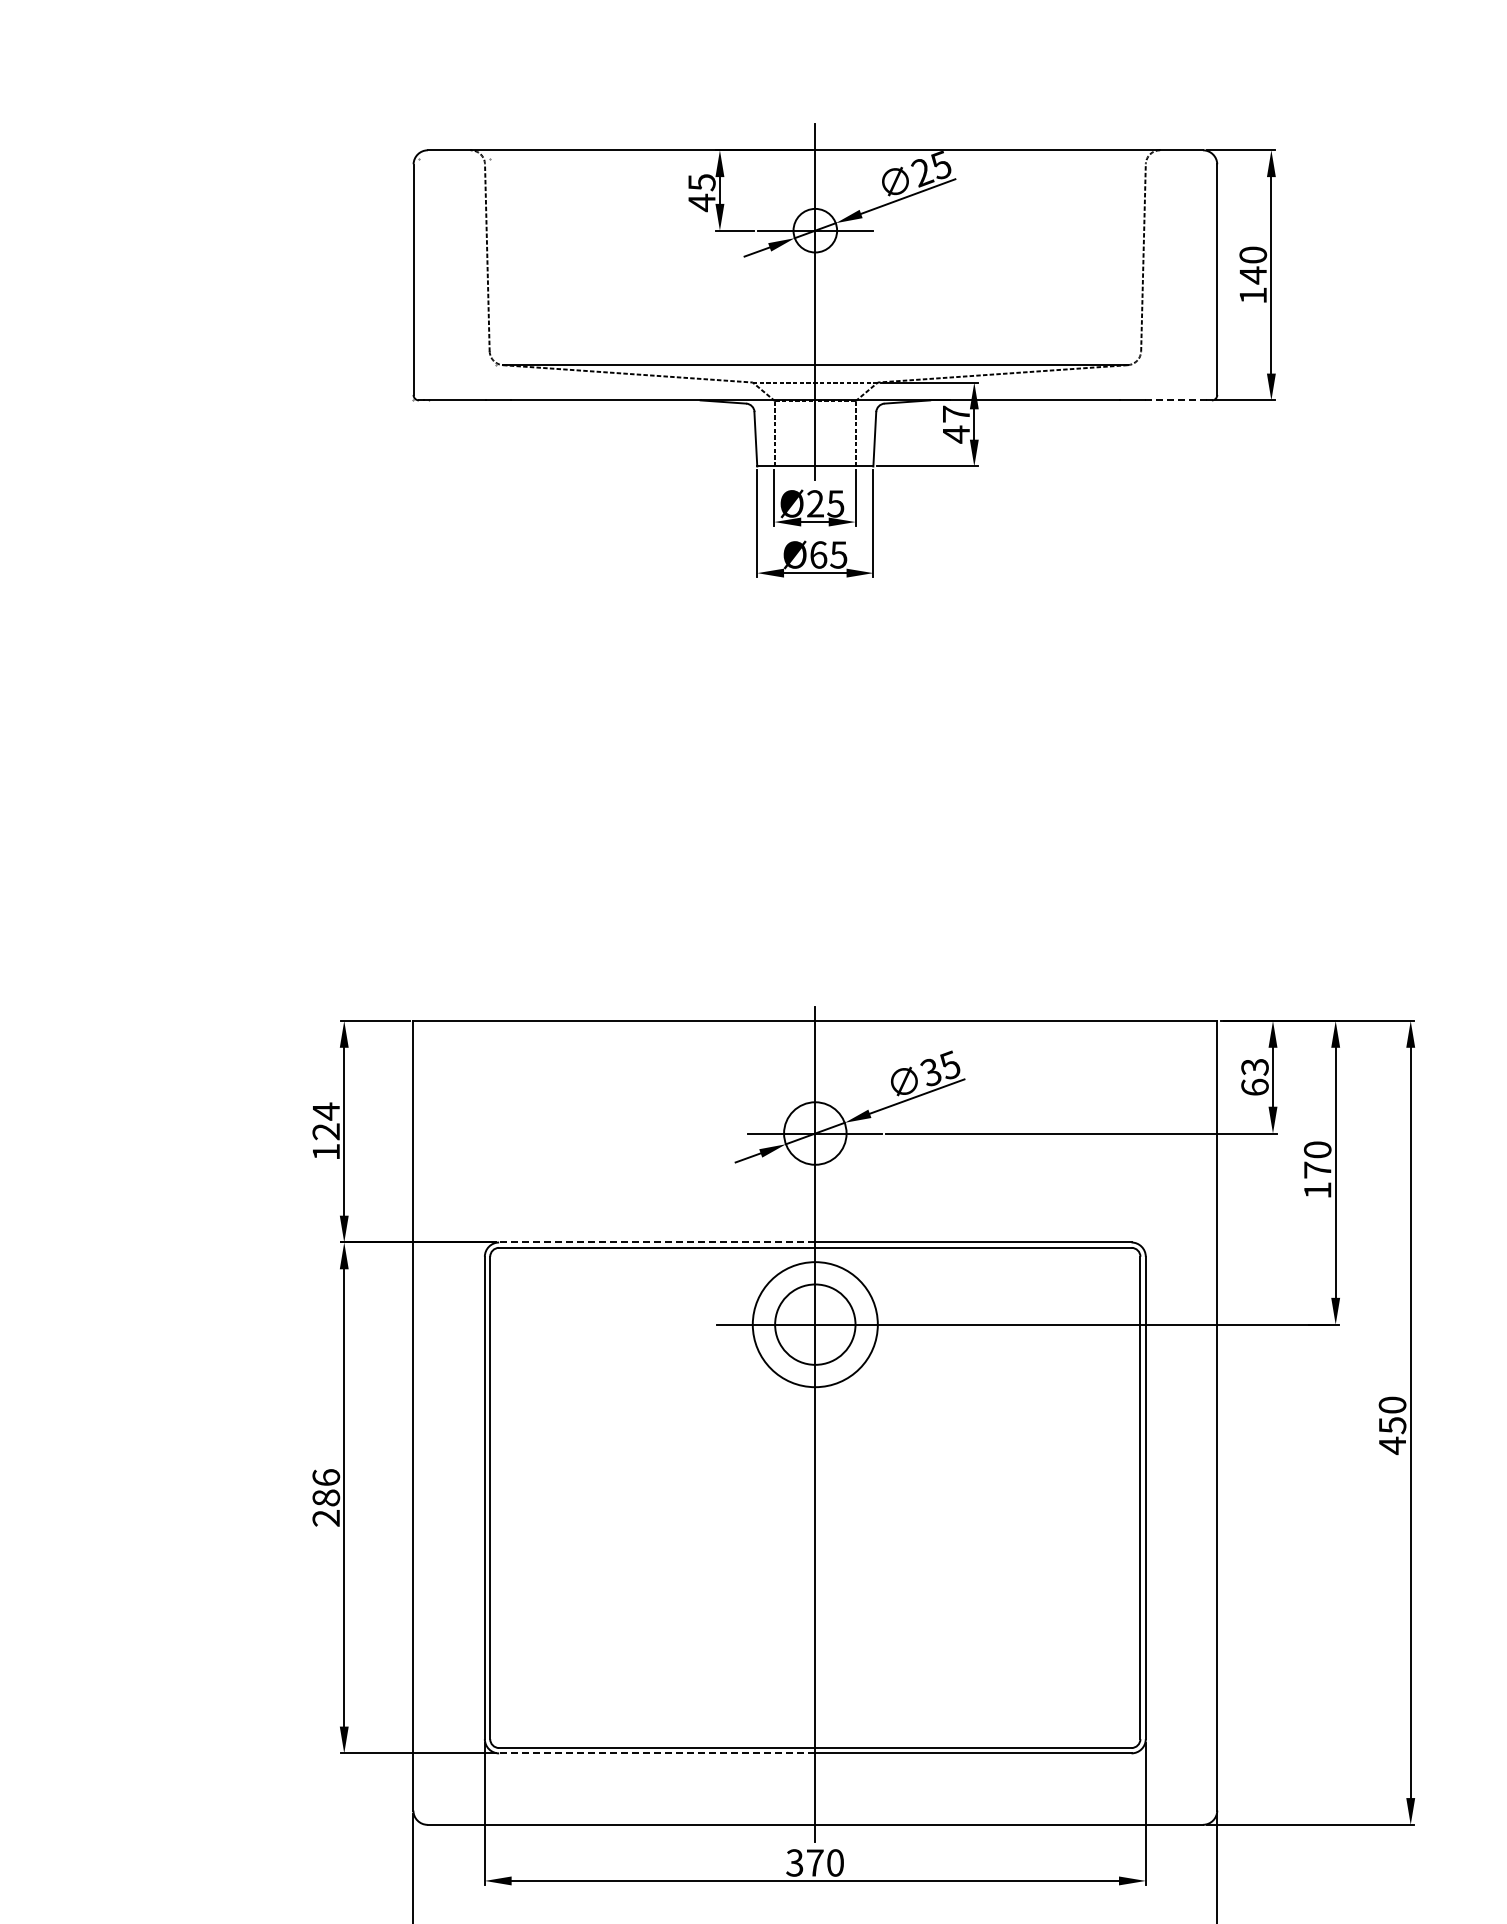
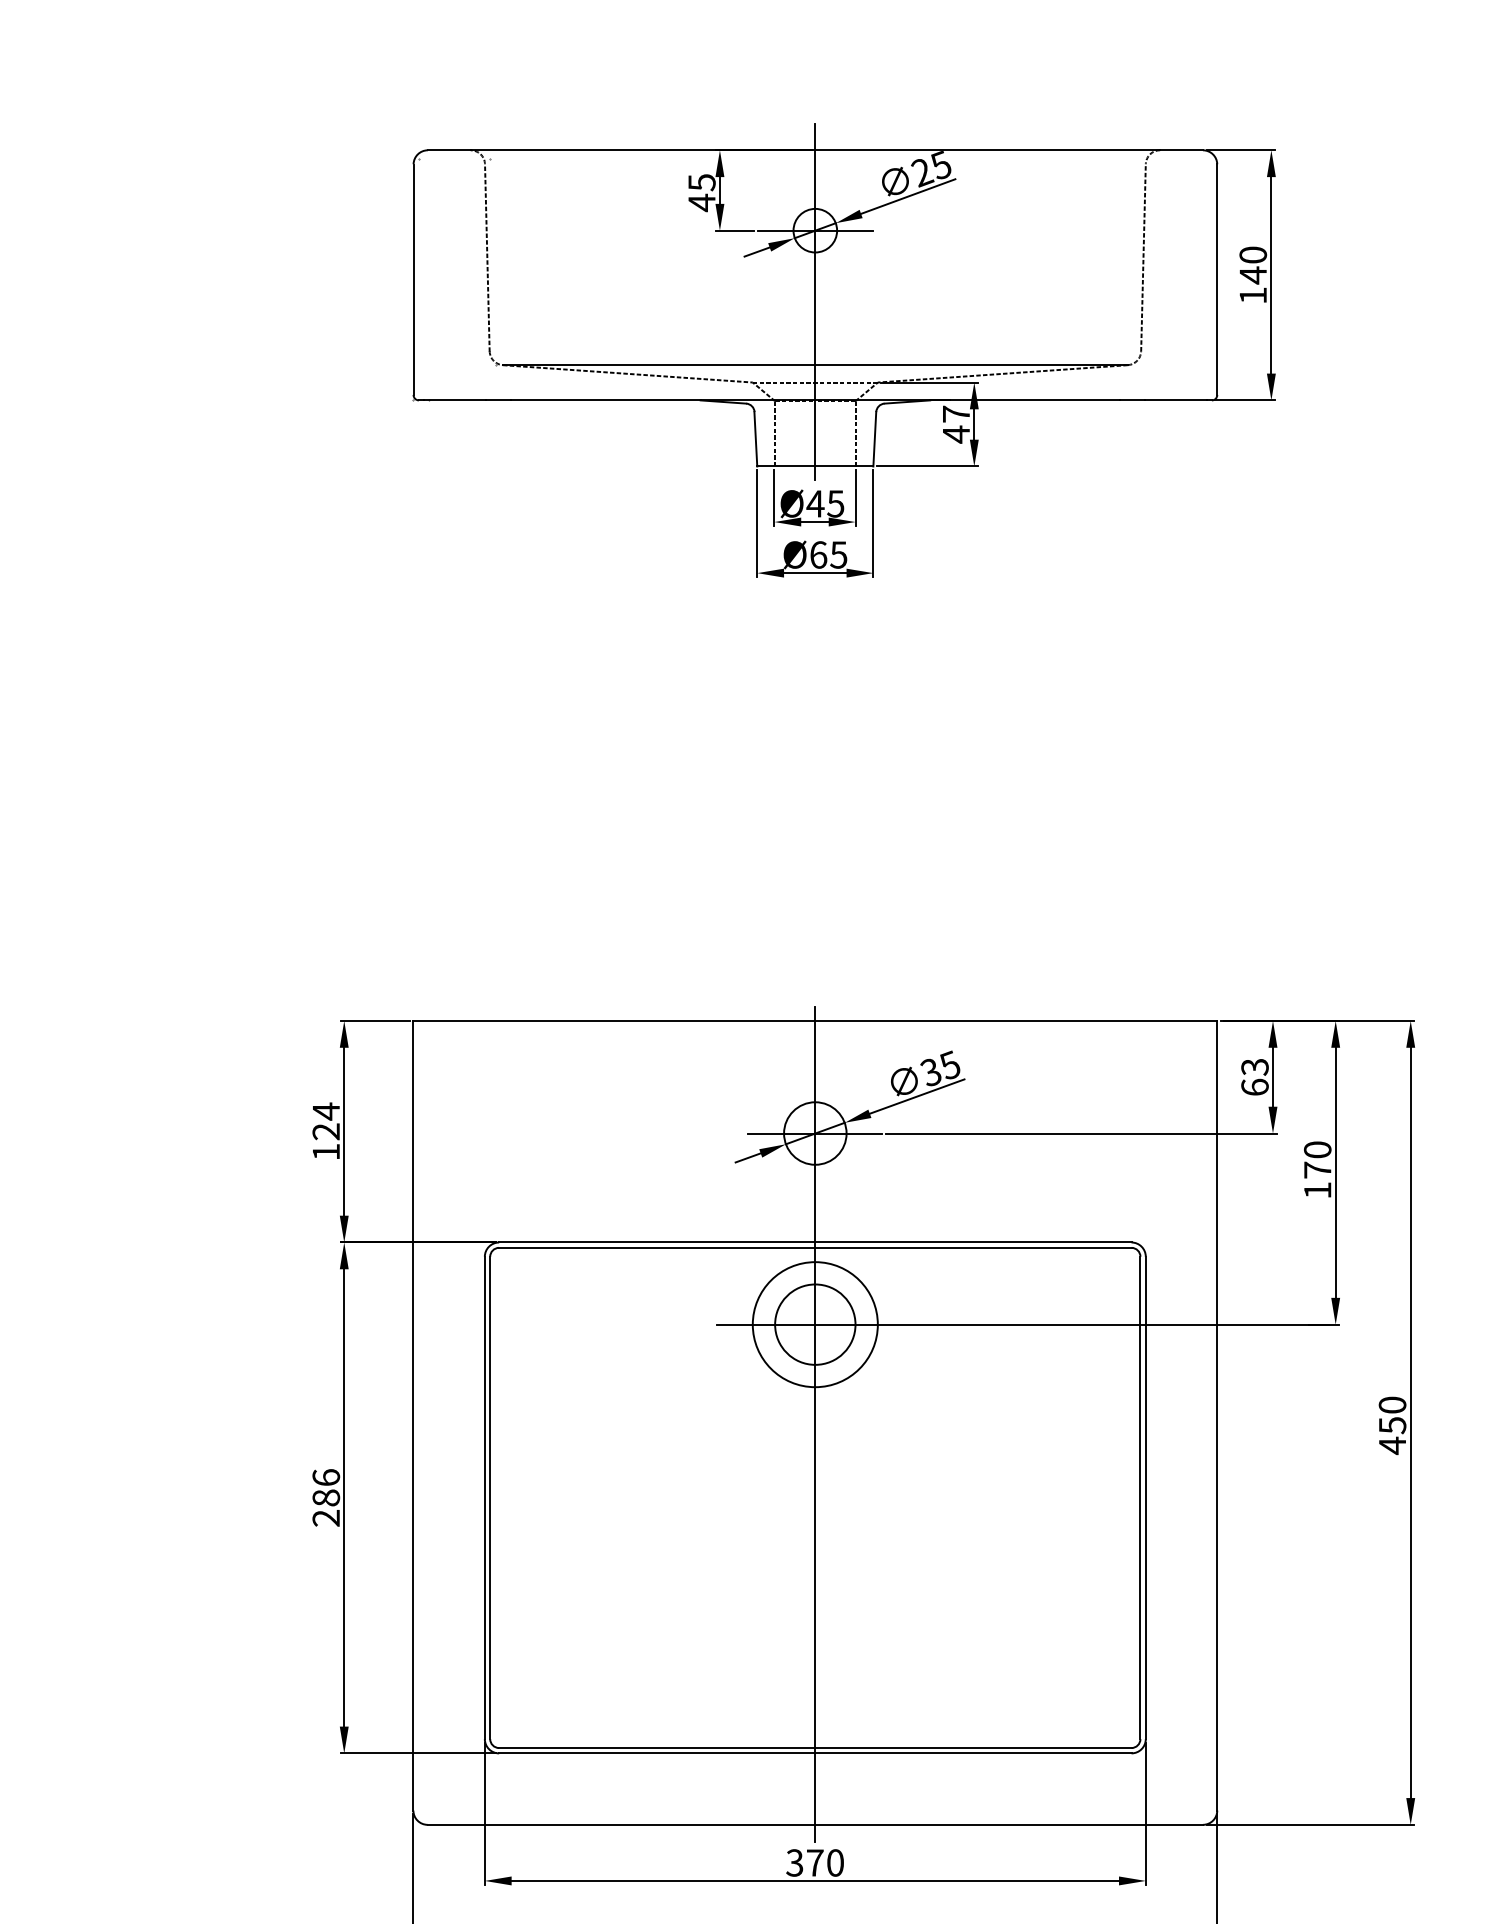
line: dashed -> solid (1175, 400)
text: Ø25 -> Ø45 (815, 503)
line: dashed -> solid (656, 1242)
line: dashed -> solid (656, 1753)
